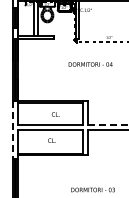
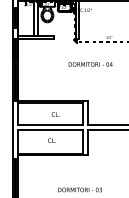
line: dashed -> solid (108, 124)
line: dashed -> solid (13, 130)
text position: (92, 189) -> (79, 189) (79, 189)
